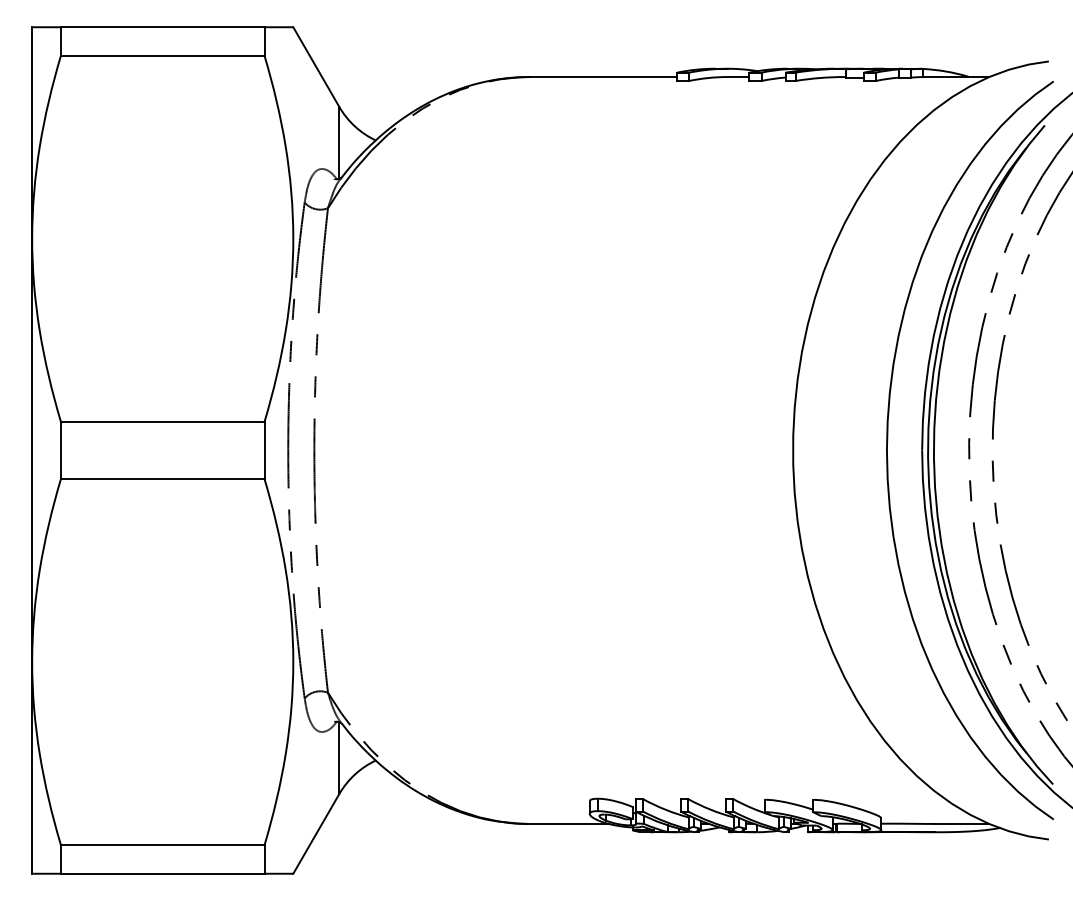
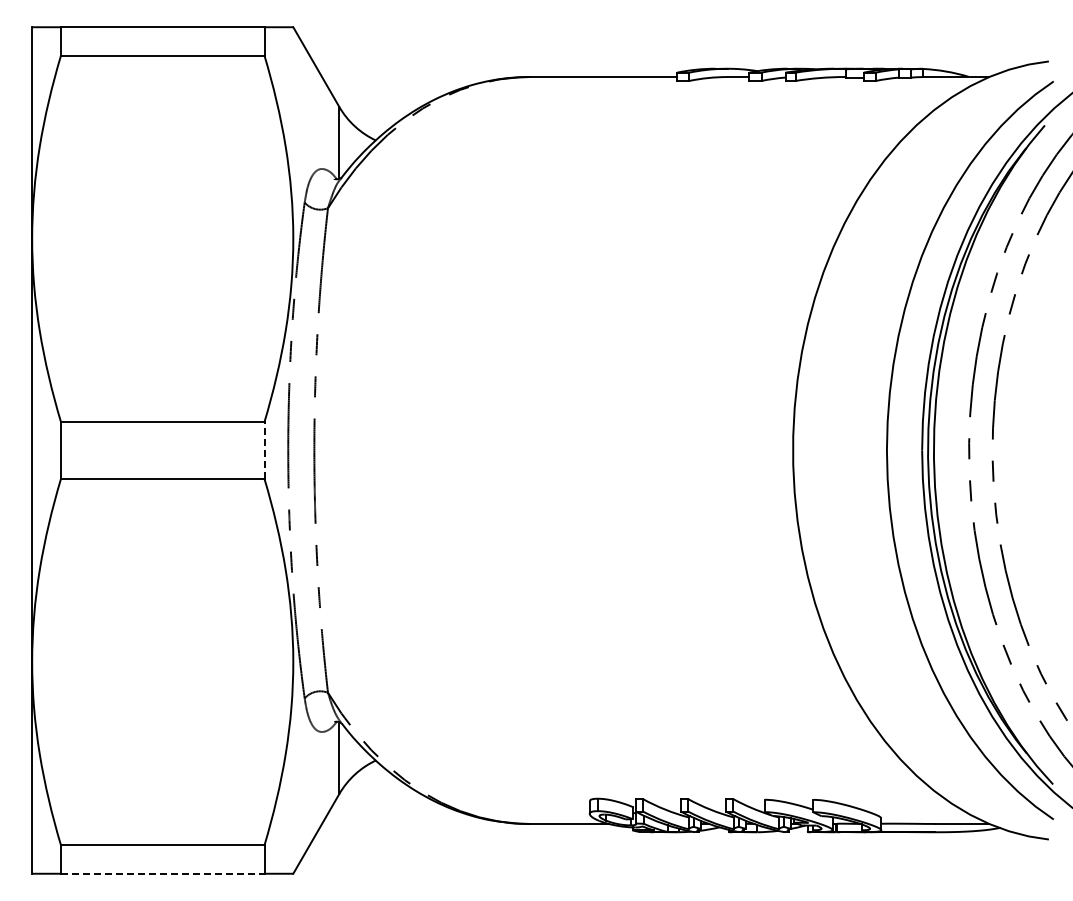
line: solid -> dashed (264, 450)
line: solid -> dashed (162, 873)
